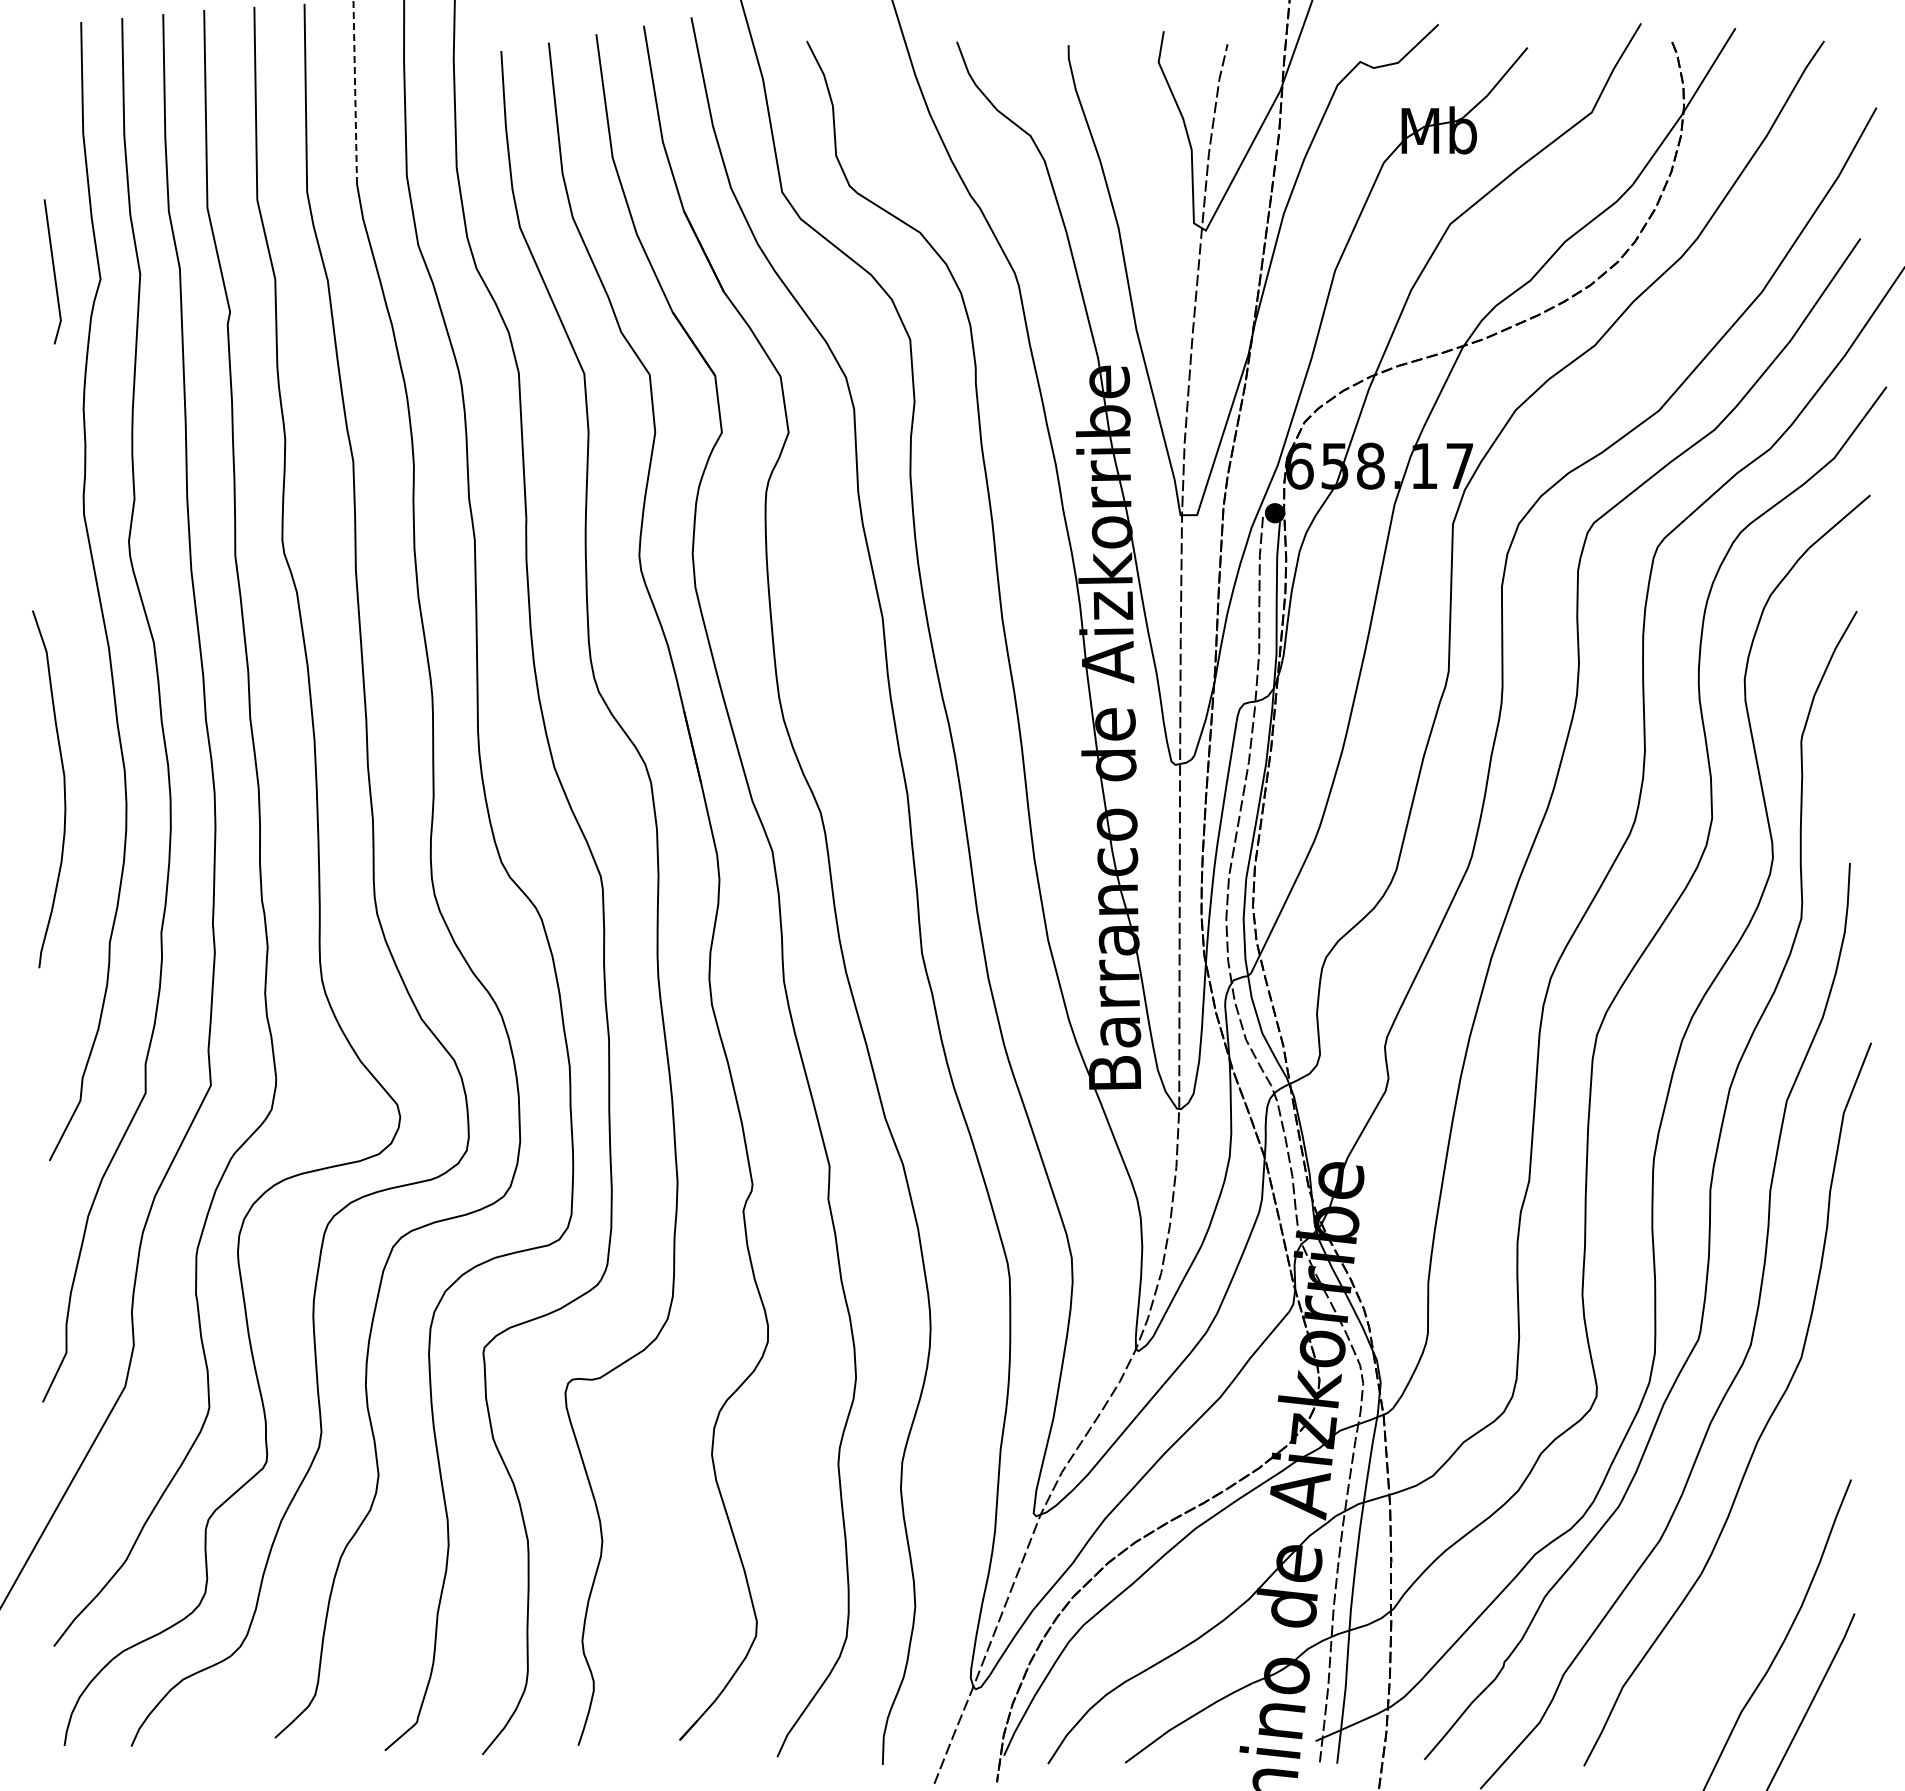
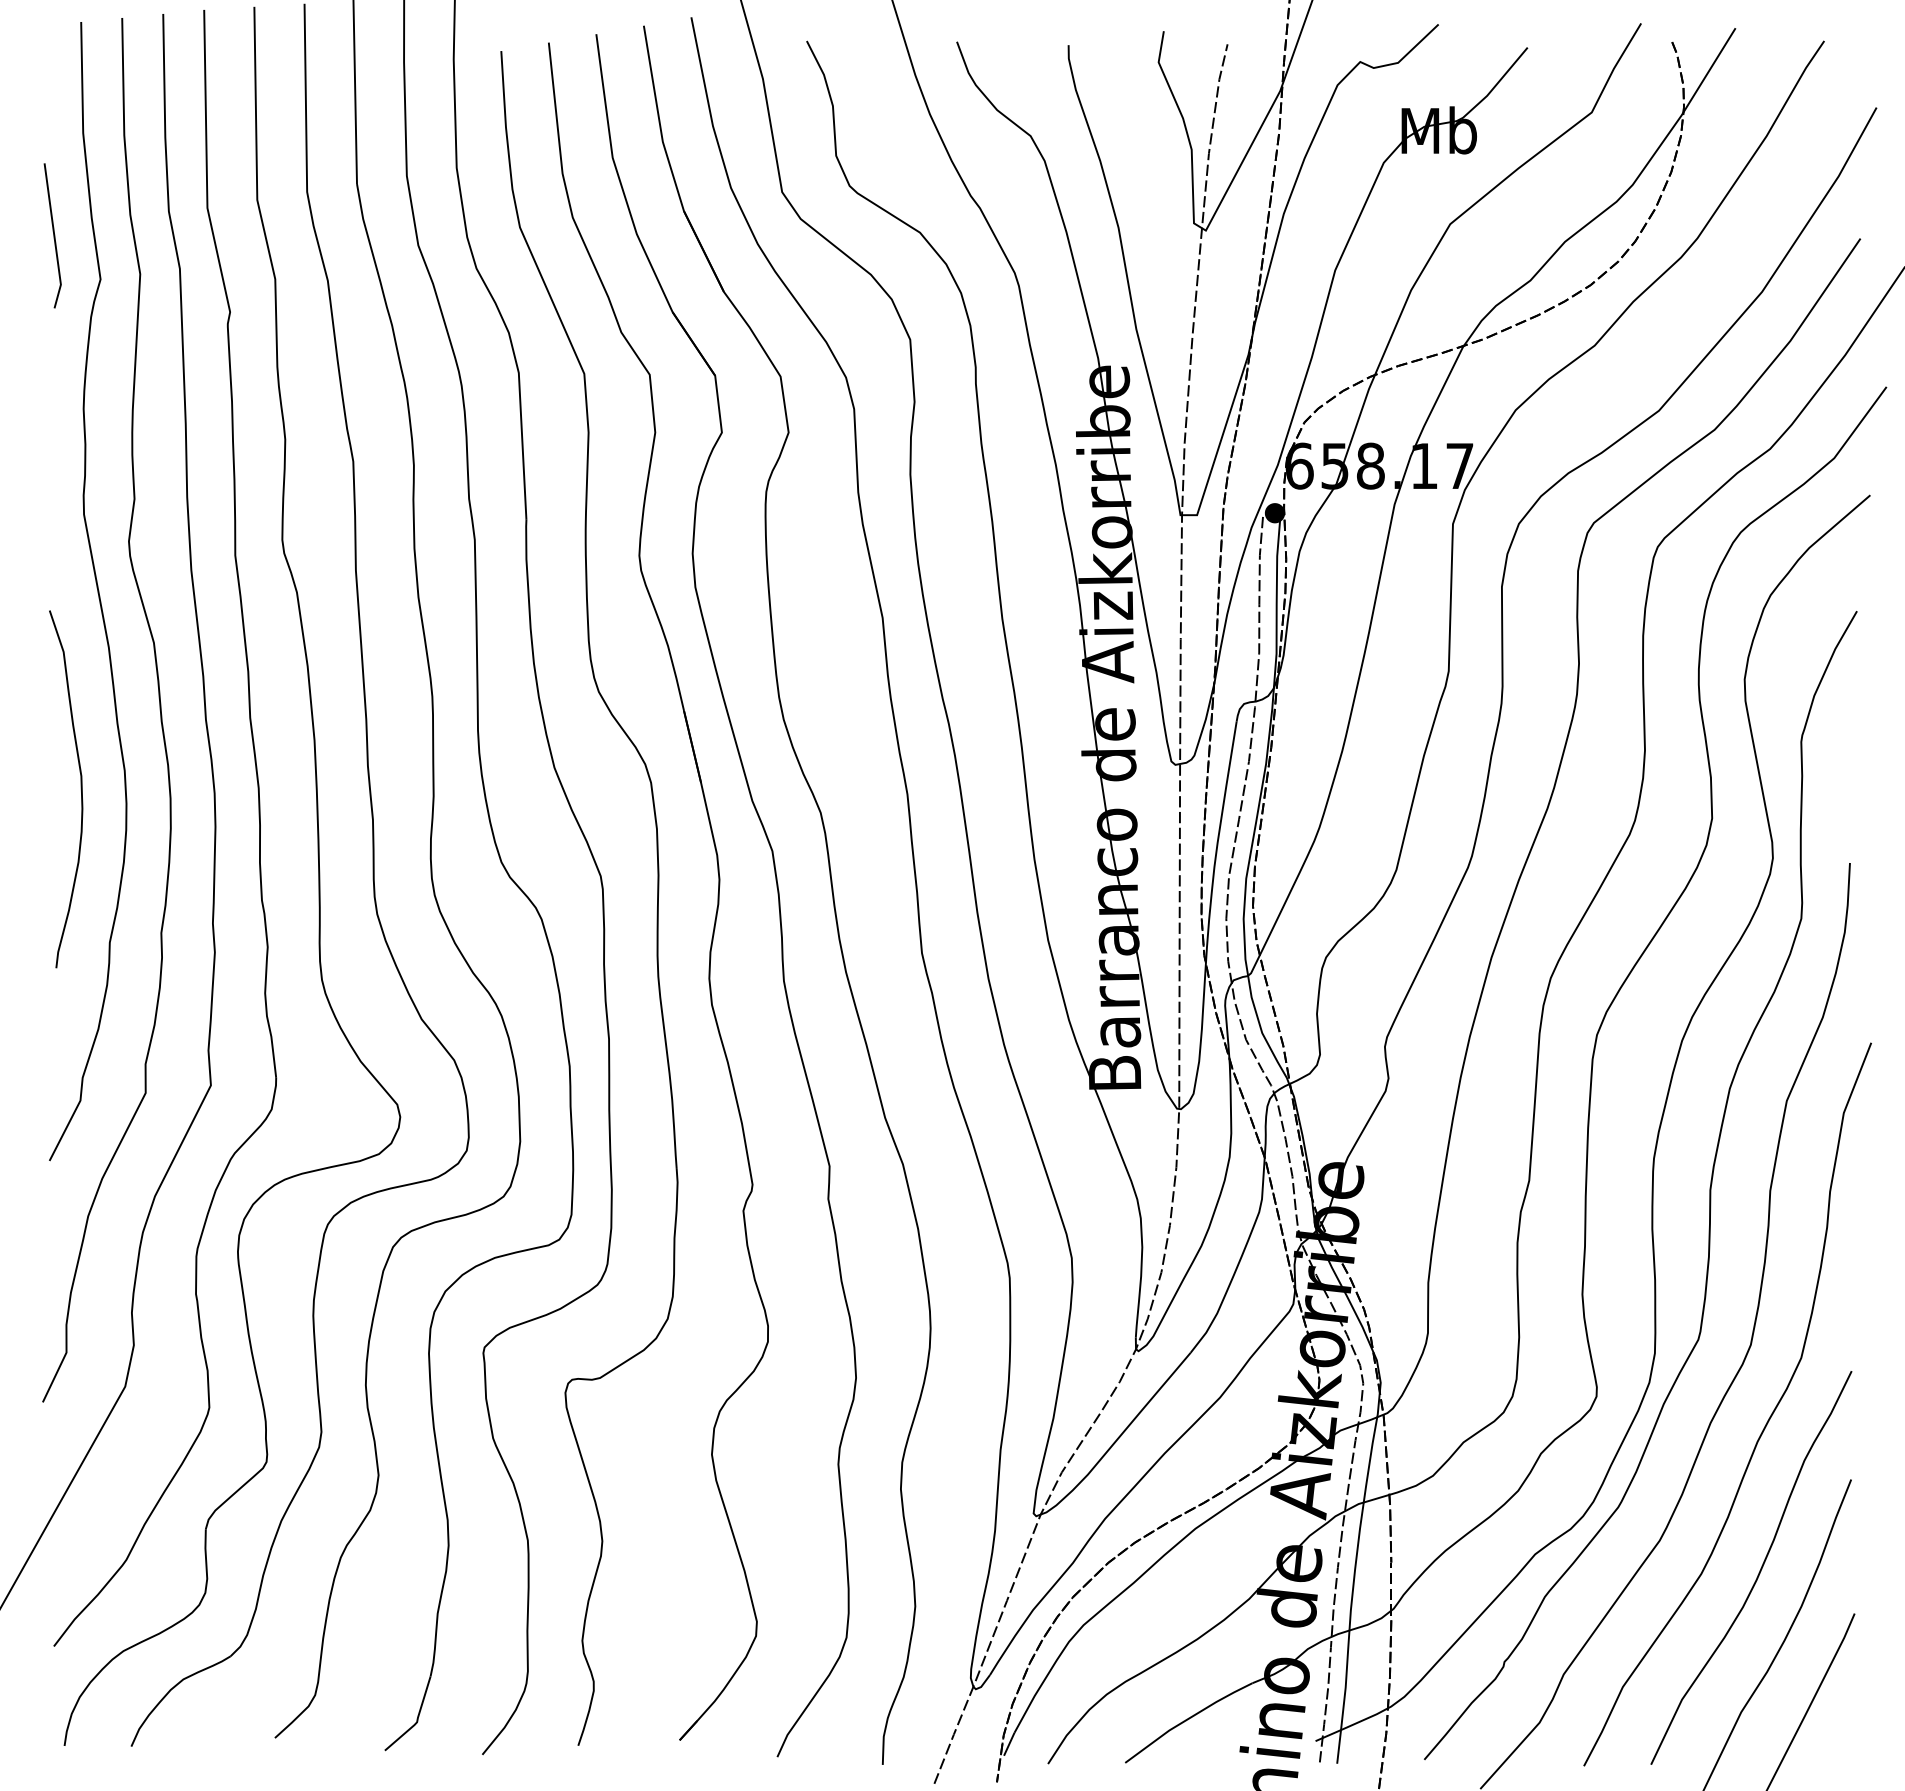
line: dashed -> solid (355, 92)
line position: (53, 271) -> (53, 235) (53, 235)
curve position: (63, 789) -> (80, 789) (80, 789)
curve: none -> present (1759, 1570)
